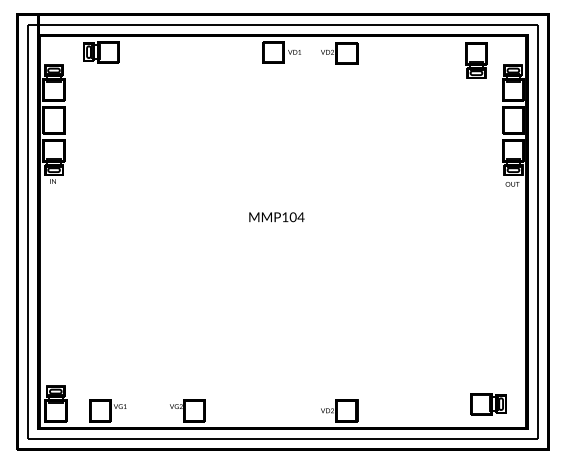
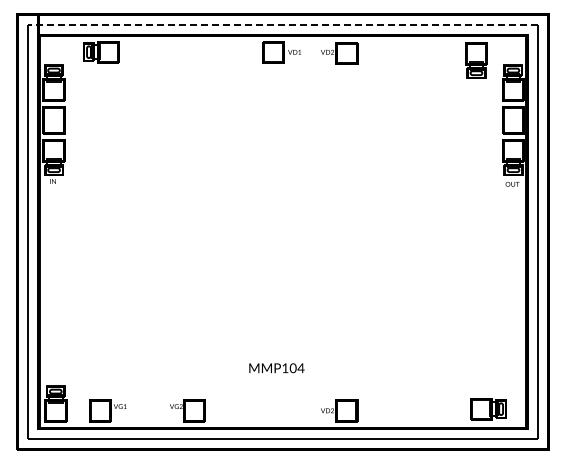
line: solid -> dashed (282, 24)
text position: (276, 217) -> (276, 368) (276, 368)
part position: (488, 404) -> (488, 409) (488, 409)
